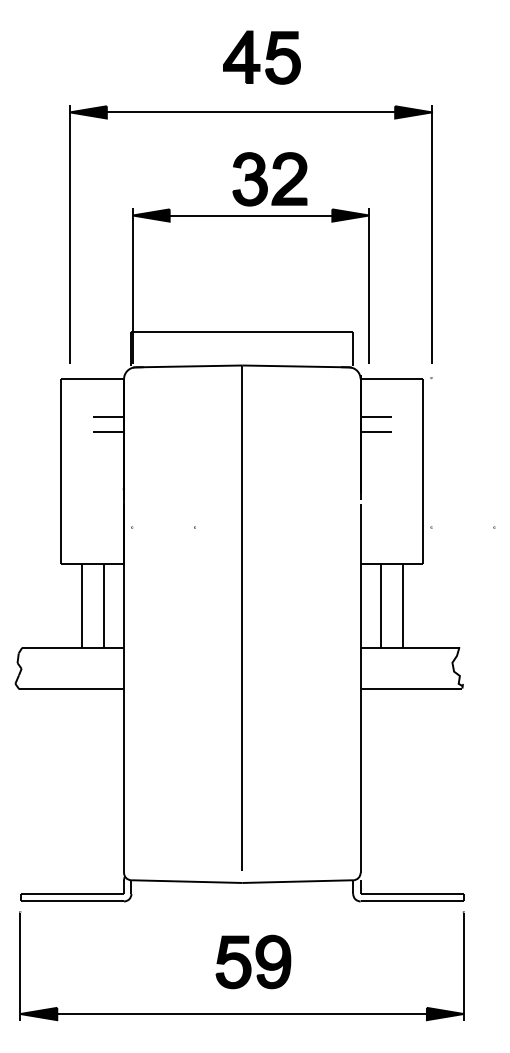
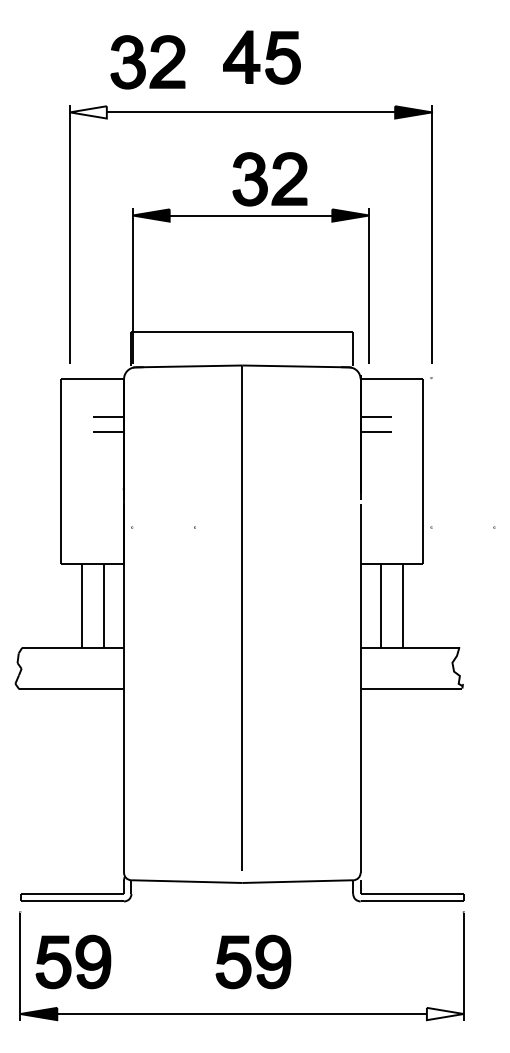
part: none -> present (147, 62)
fill: present -> none (87, 112)
part: none -> present (73, 961)
fill: present -> none (444, 1013)
